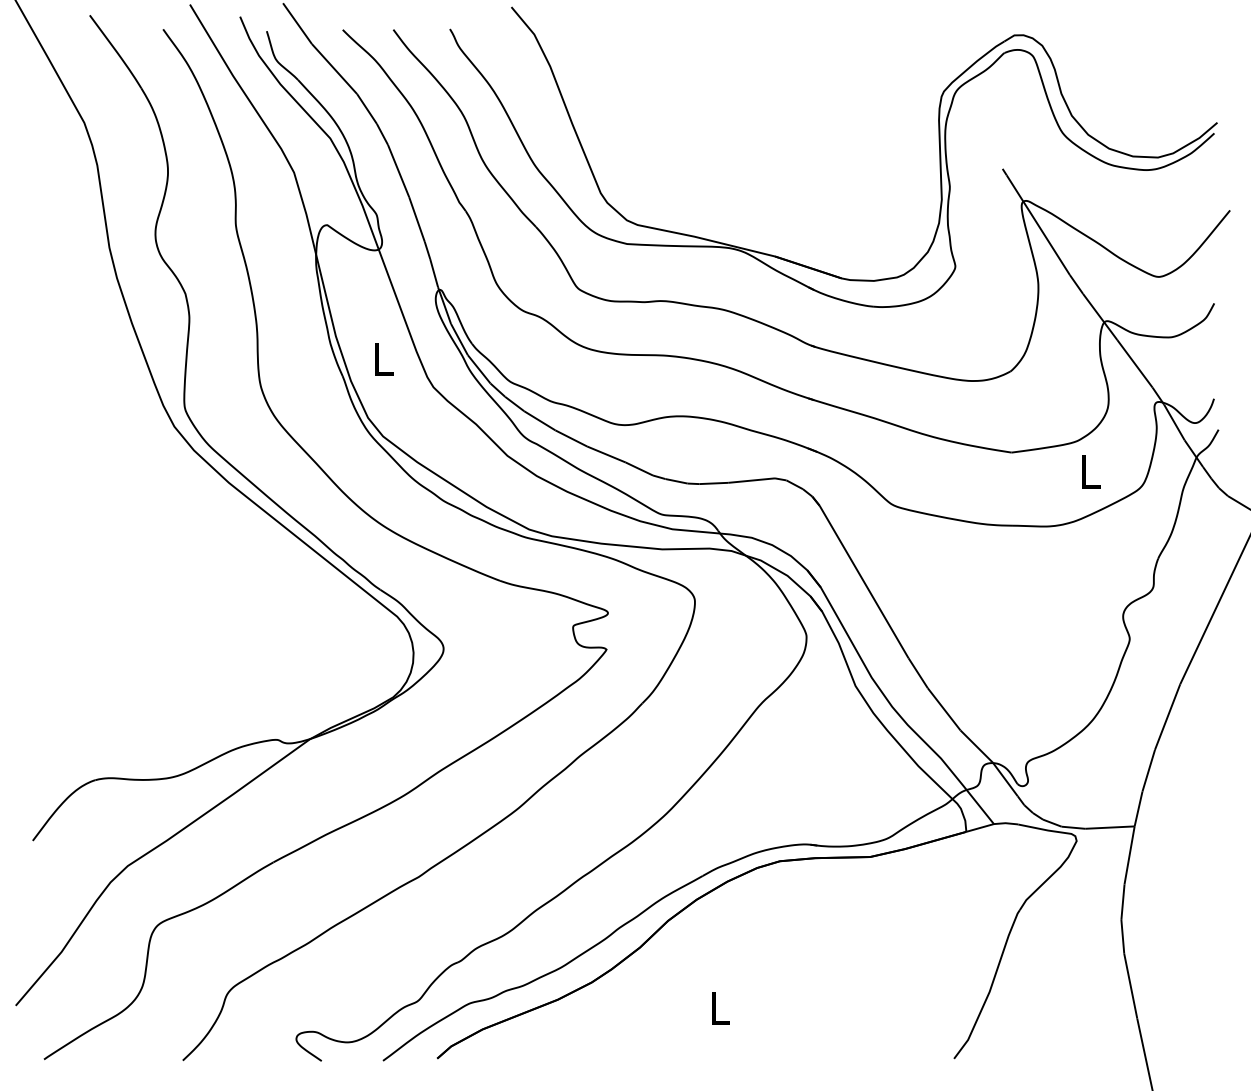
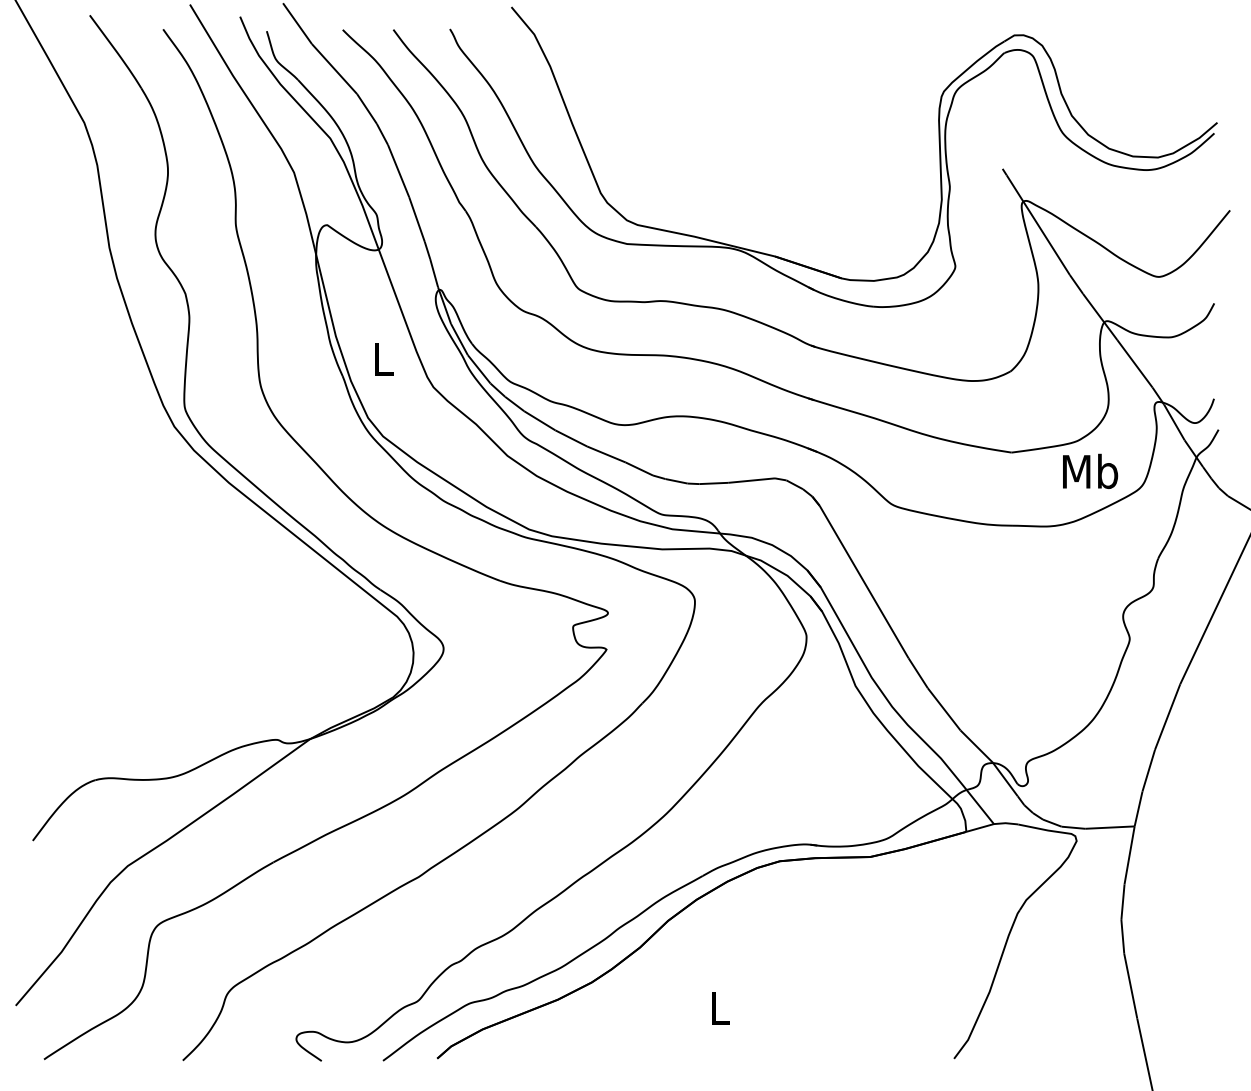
text: L -> Mb (1090, 471)
